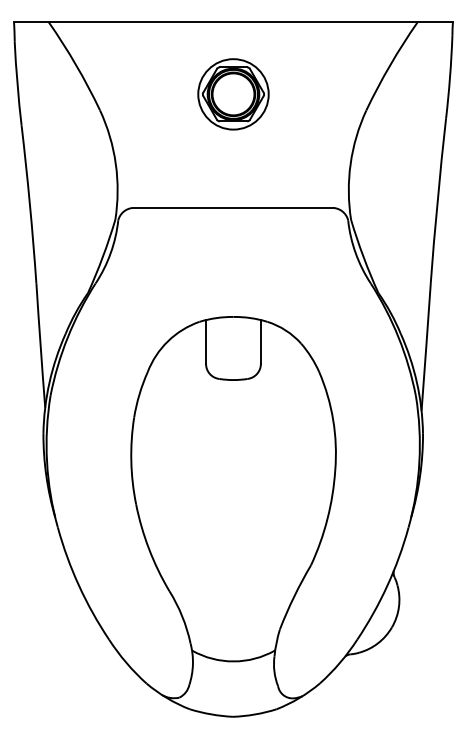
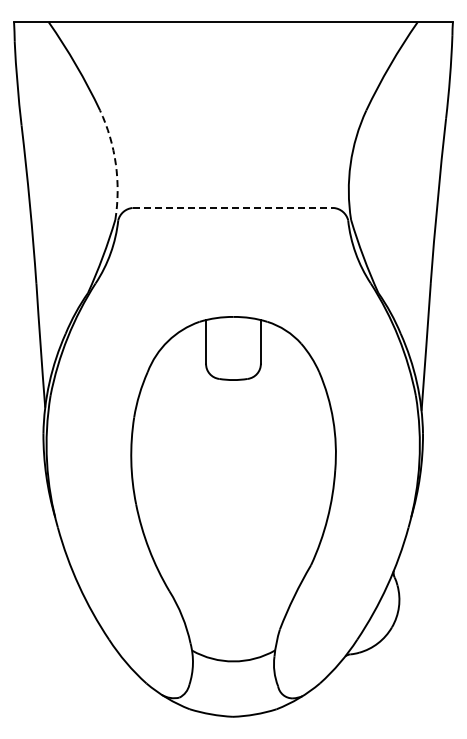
part: present -> none (233, 94)
arc: solid -> dashed (115, 164)
line: solid -> dashed (233, 208)
